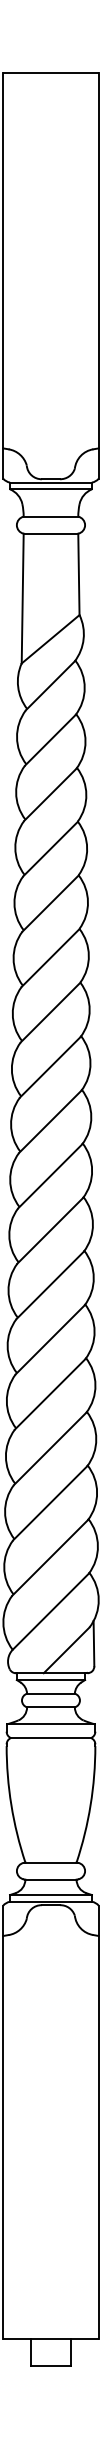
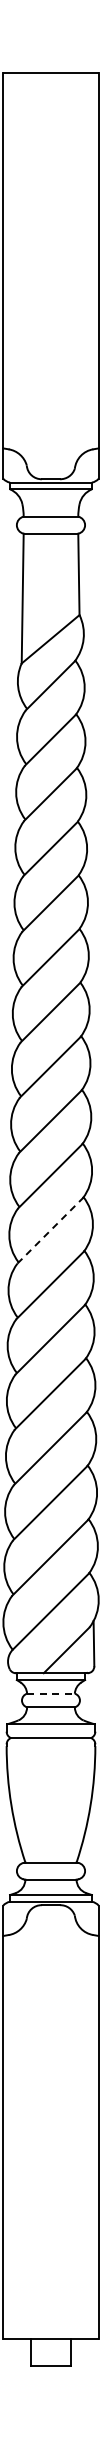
line: solid -> dashed (50, 1230)
line: solid -> dashed (51, 1693)
